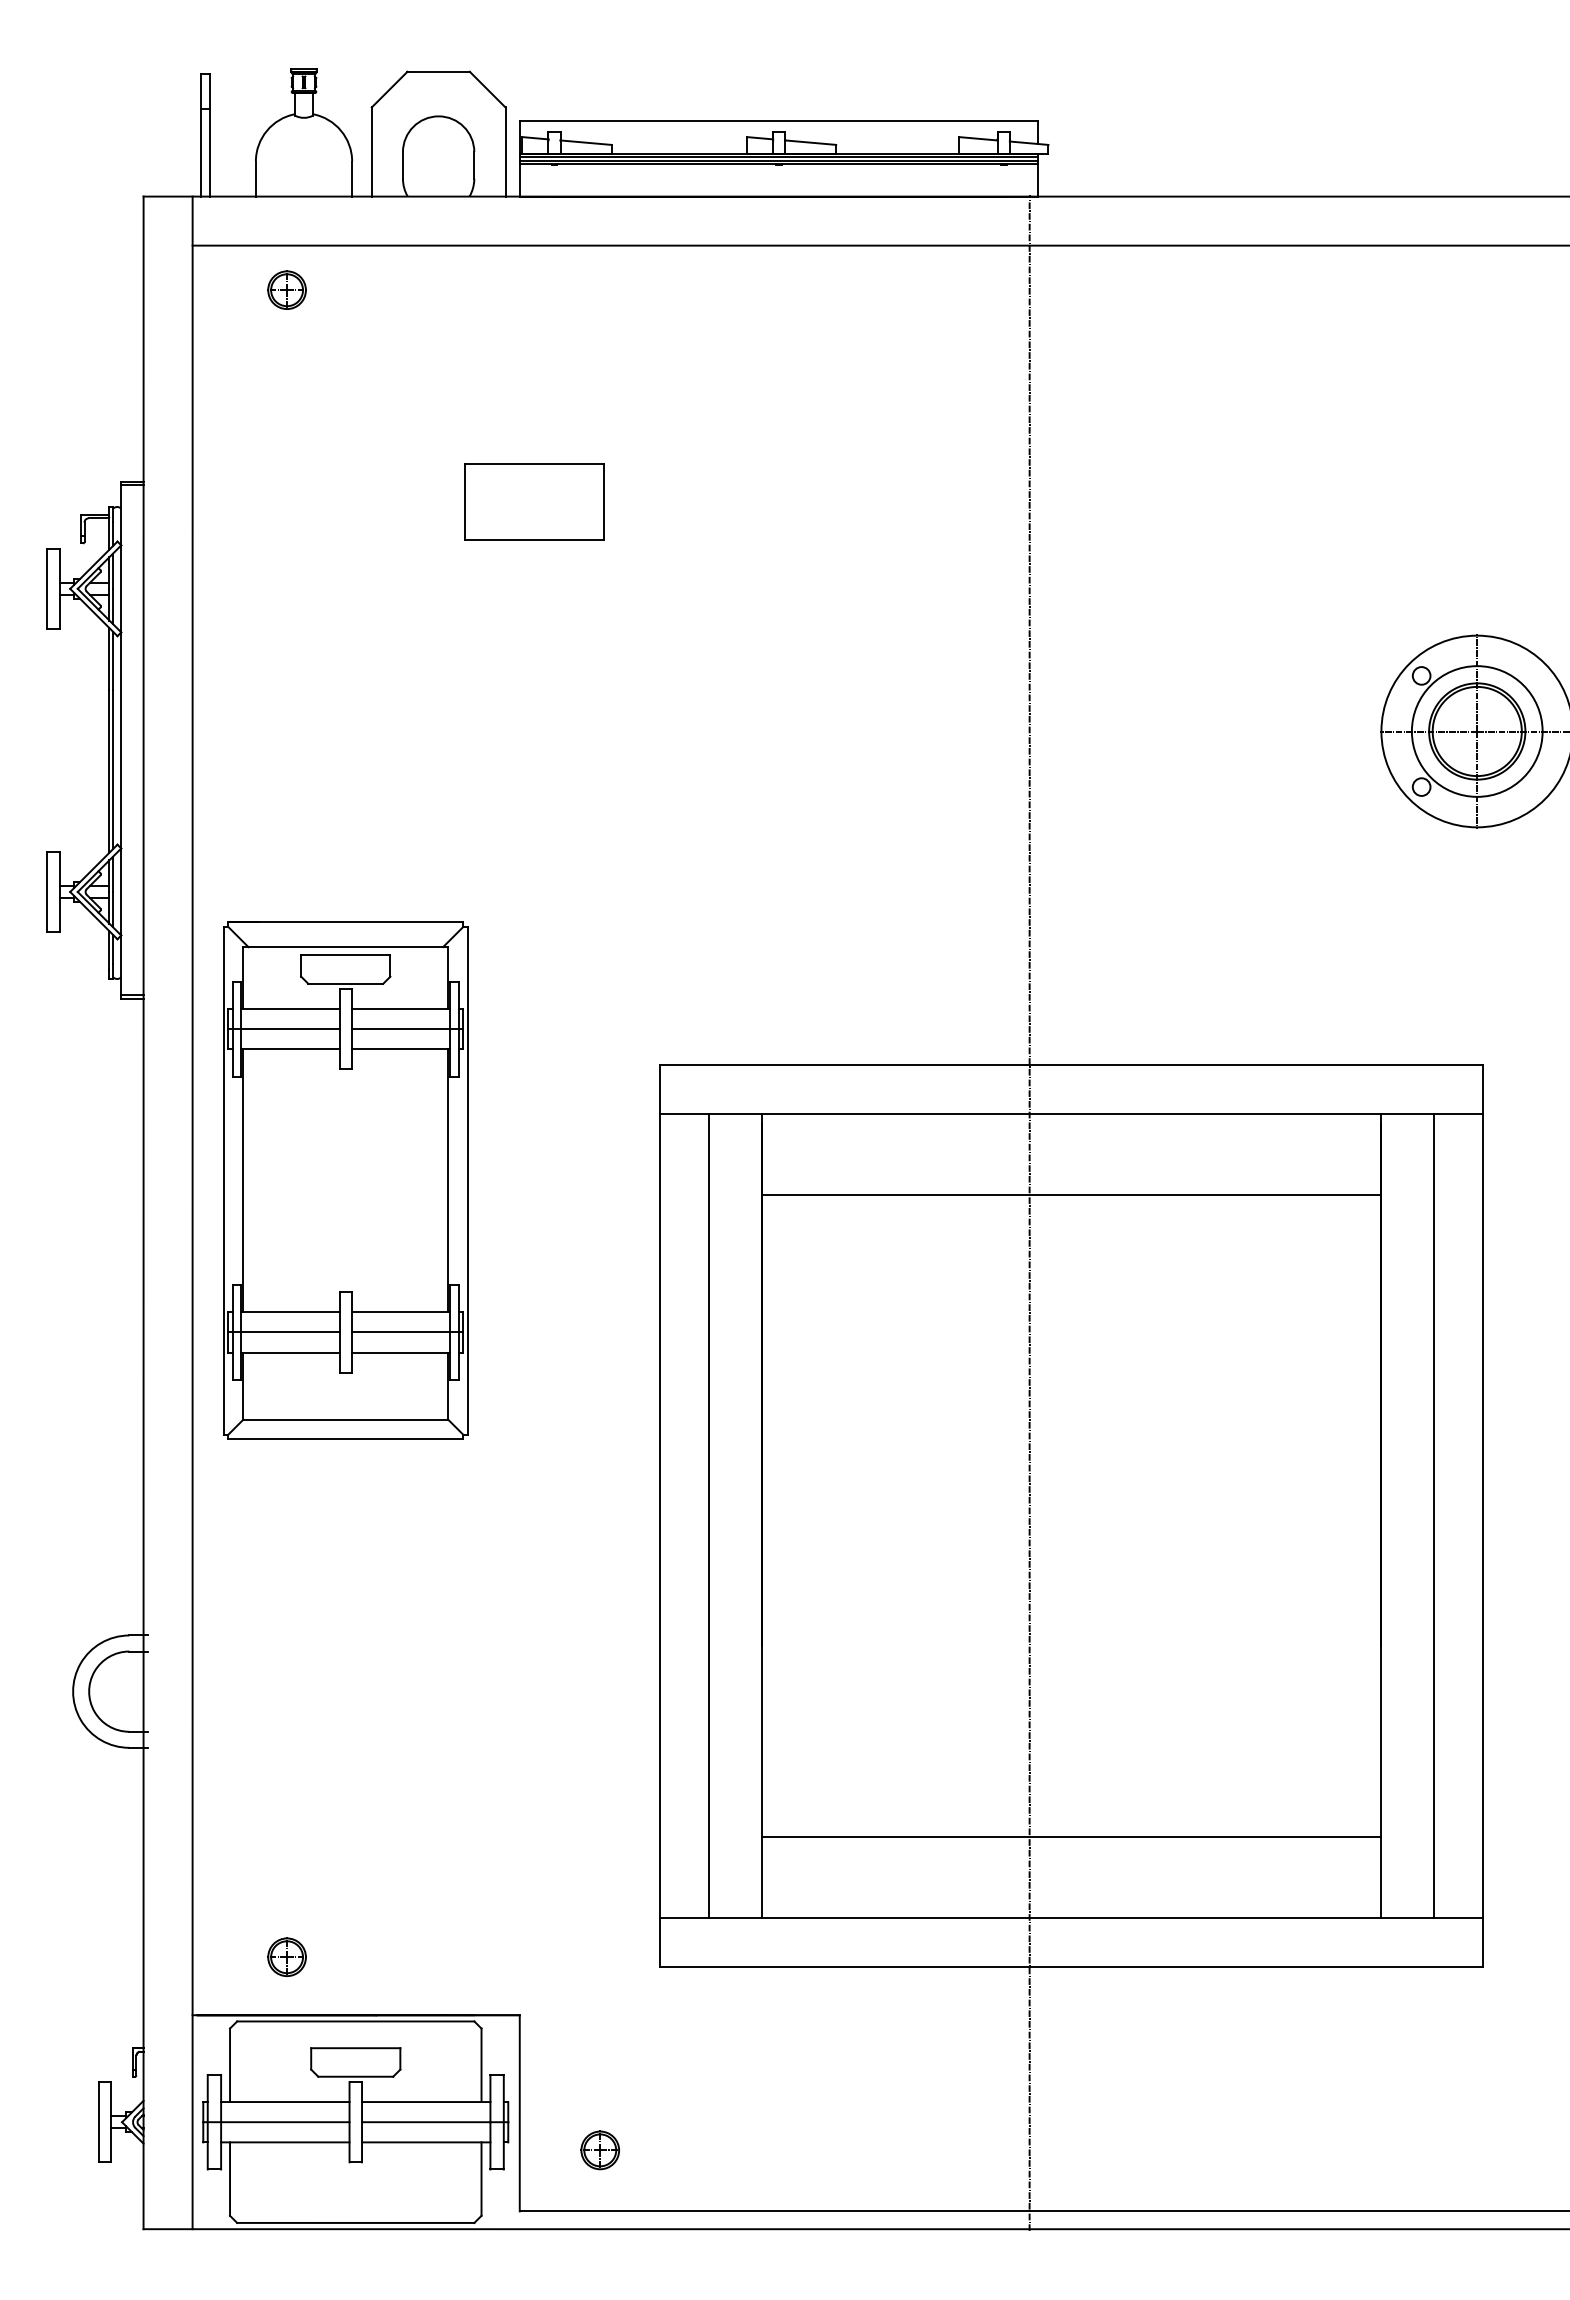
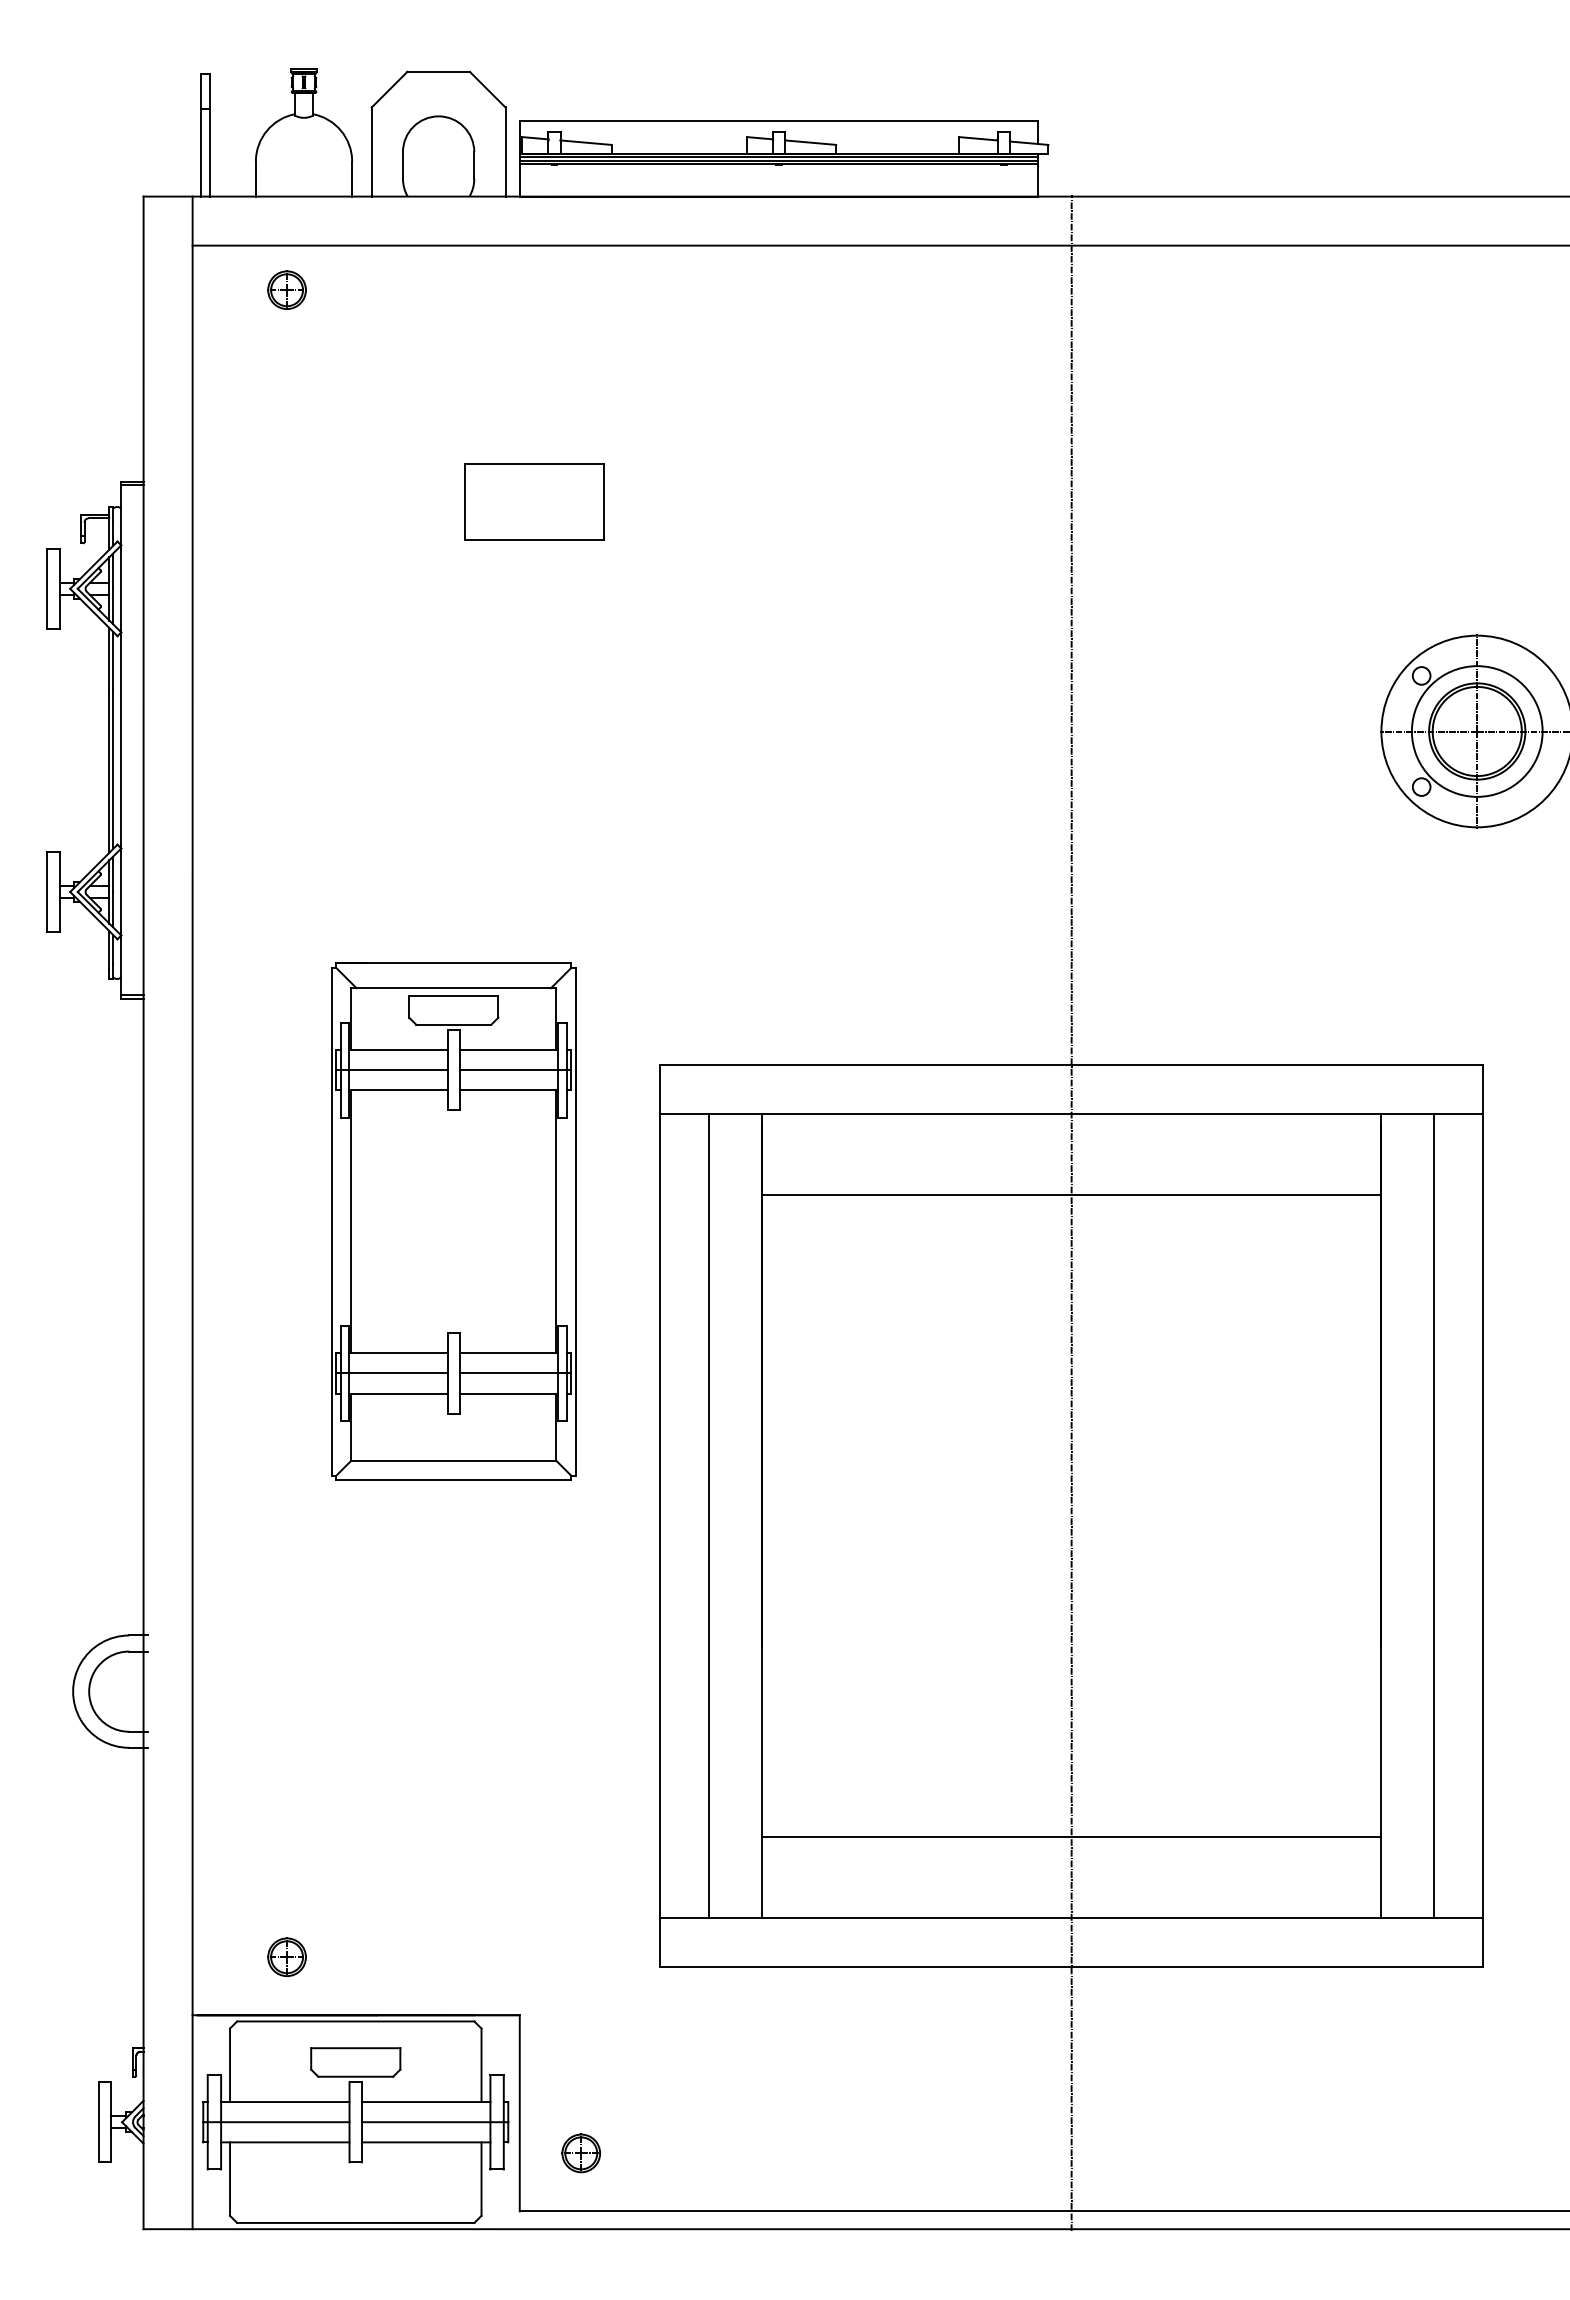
part position: (345, 1180) -> (453, 1221) (453, 1221)
line position: (1029, 1212) -> (1071, 1212) (1071, 1212)
part position: (599, 2150) -> (580, 2153) (580, 2153)
